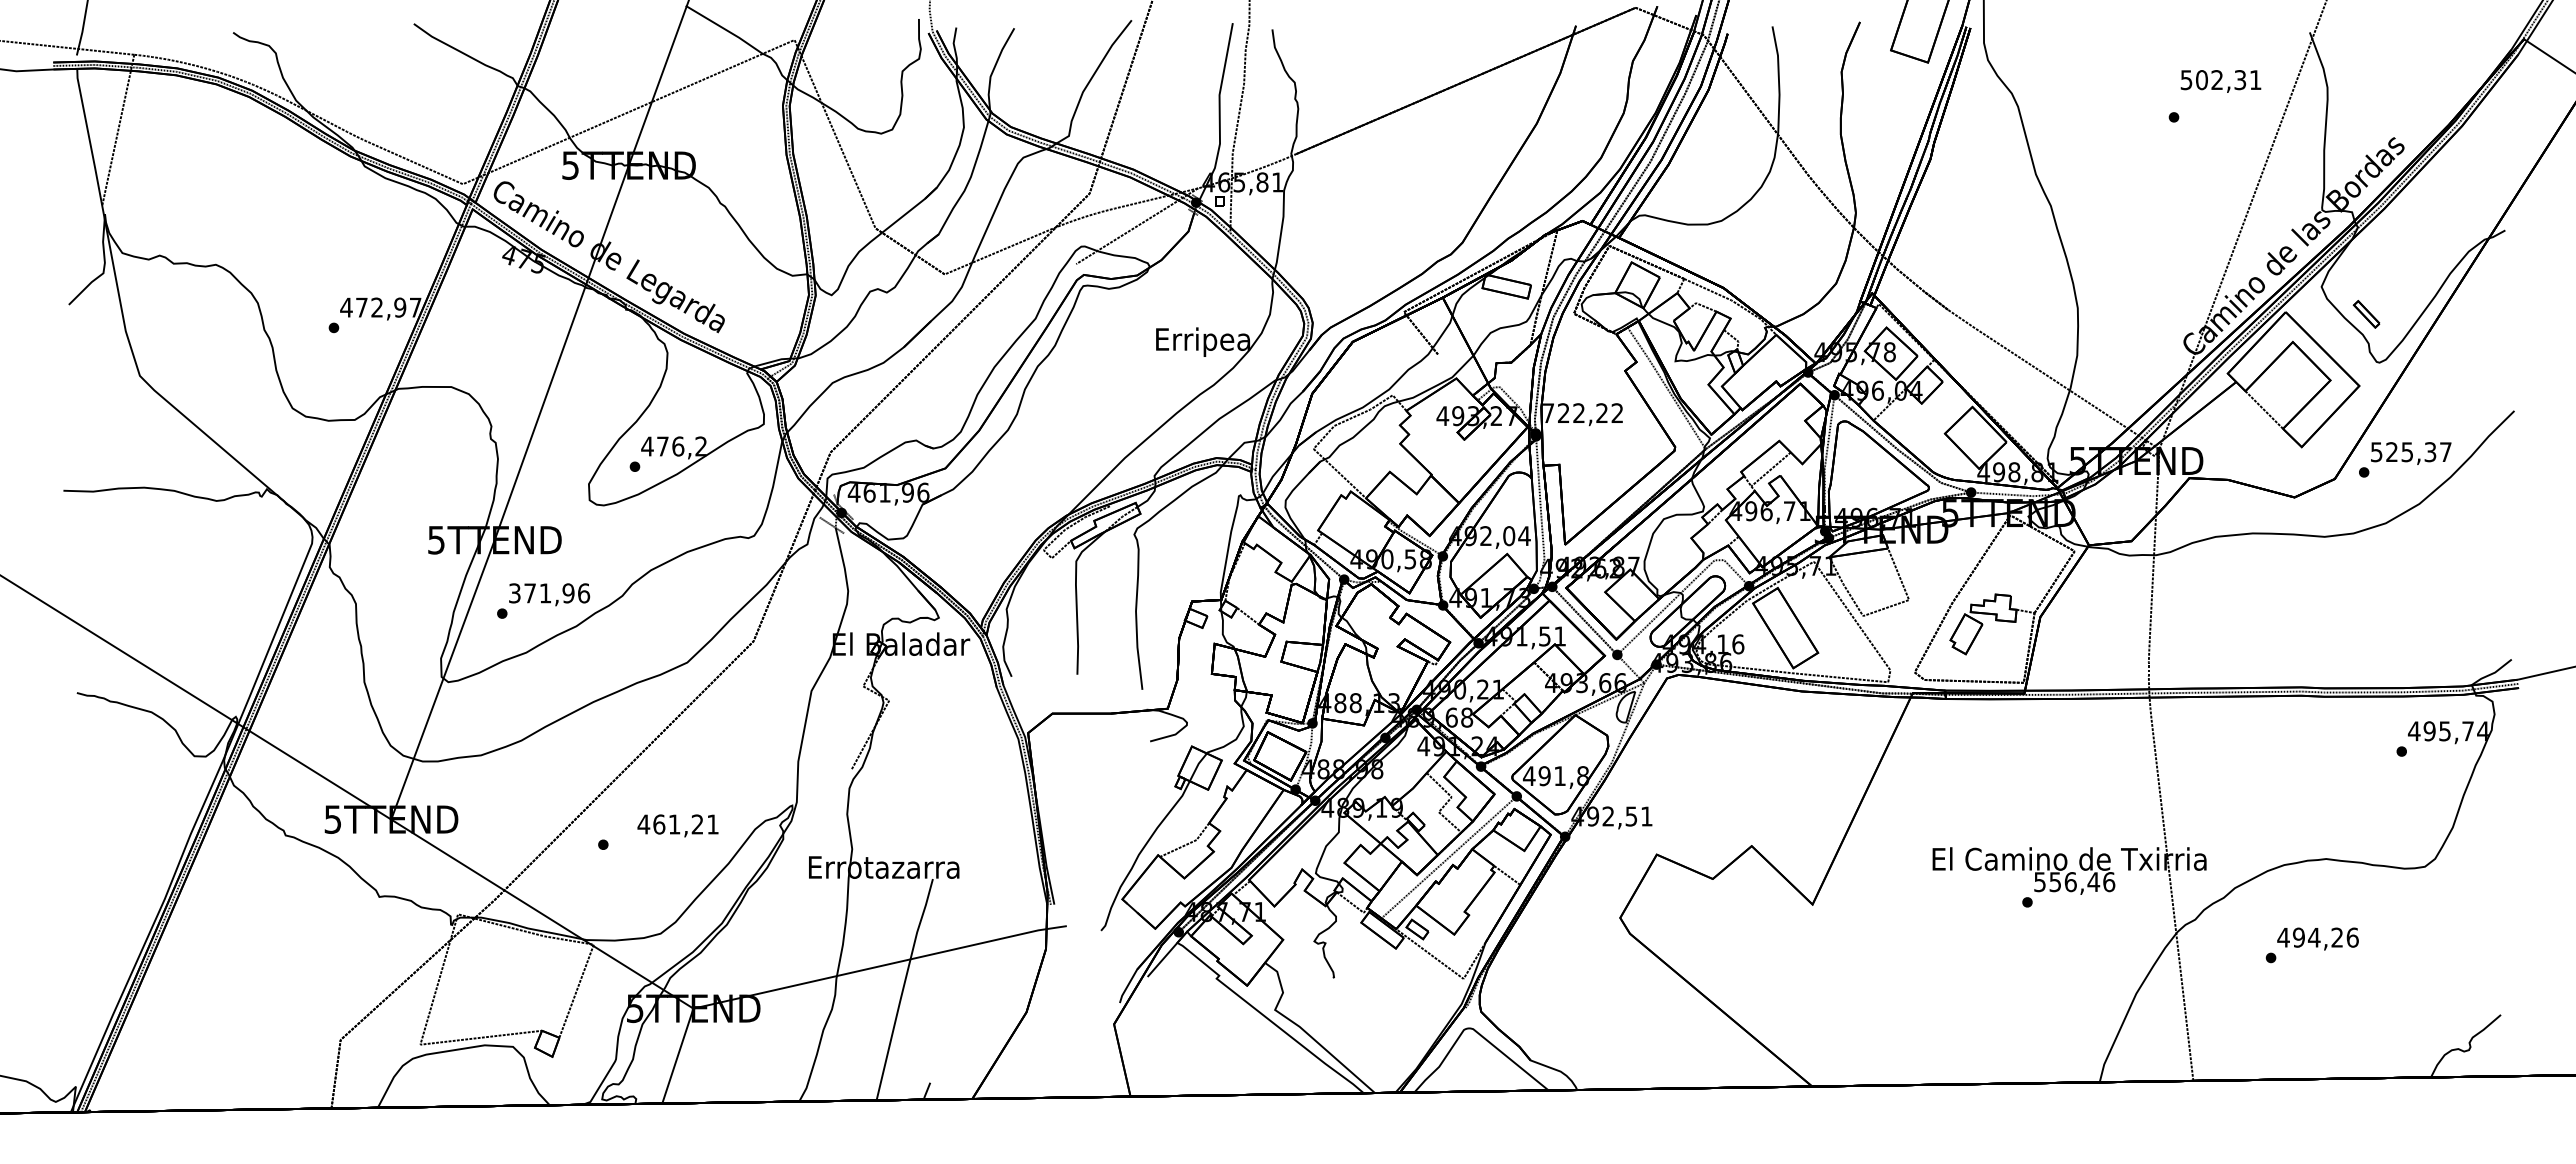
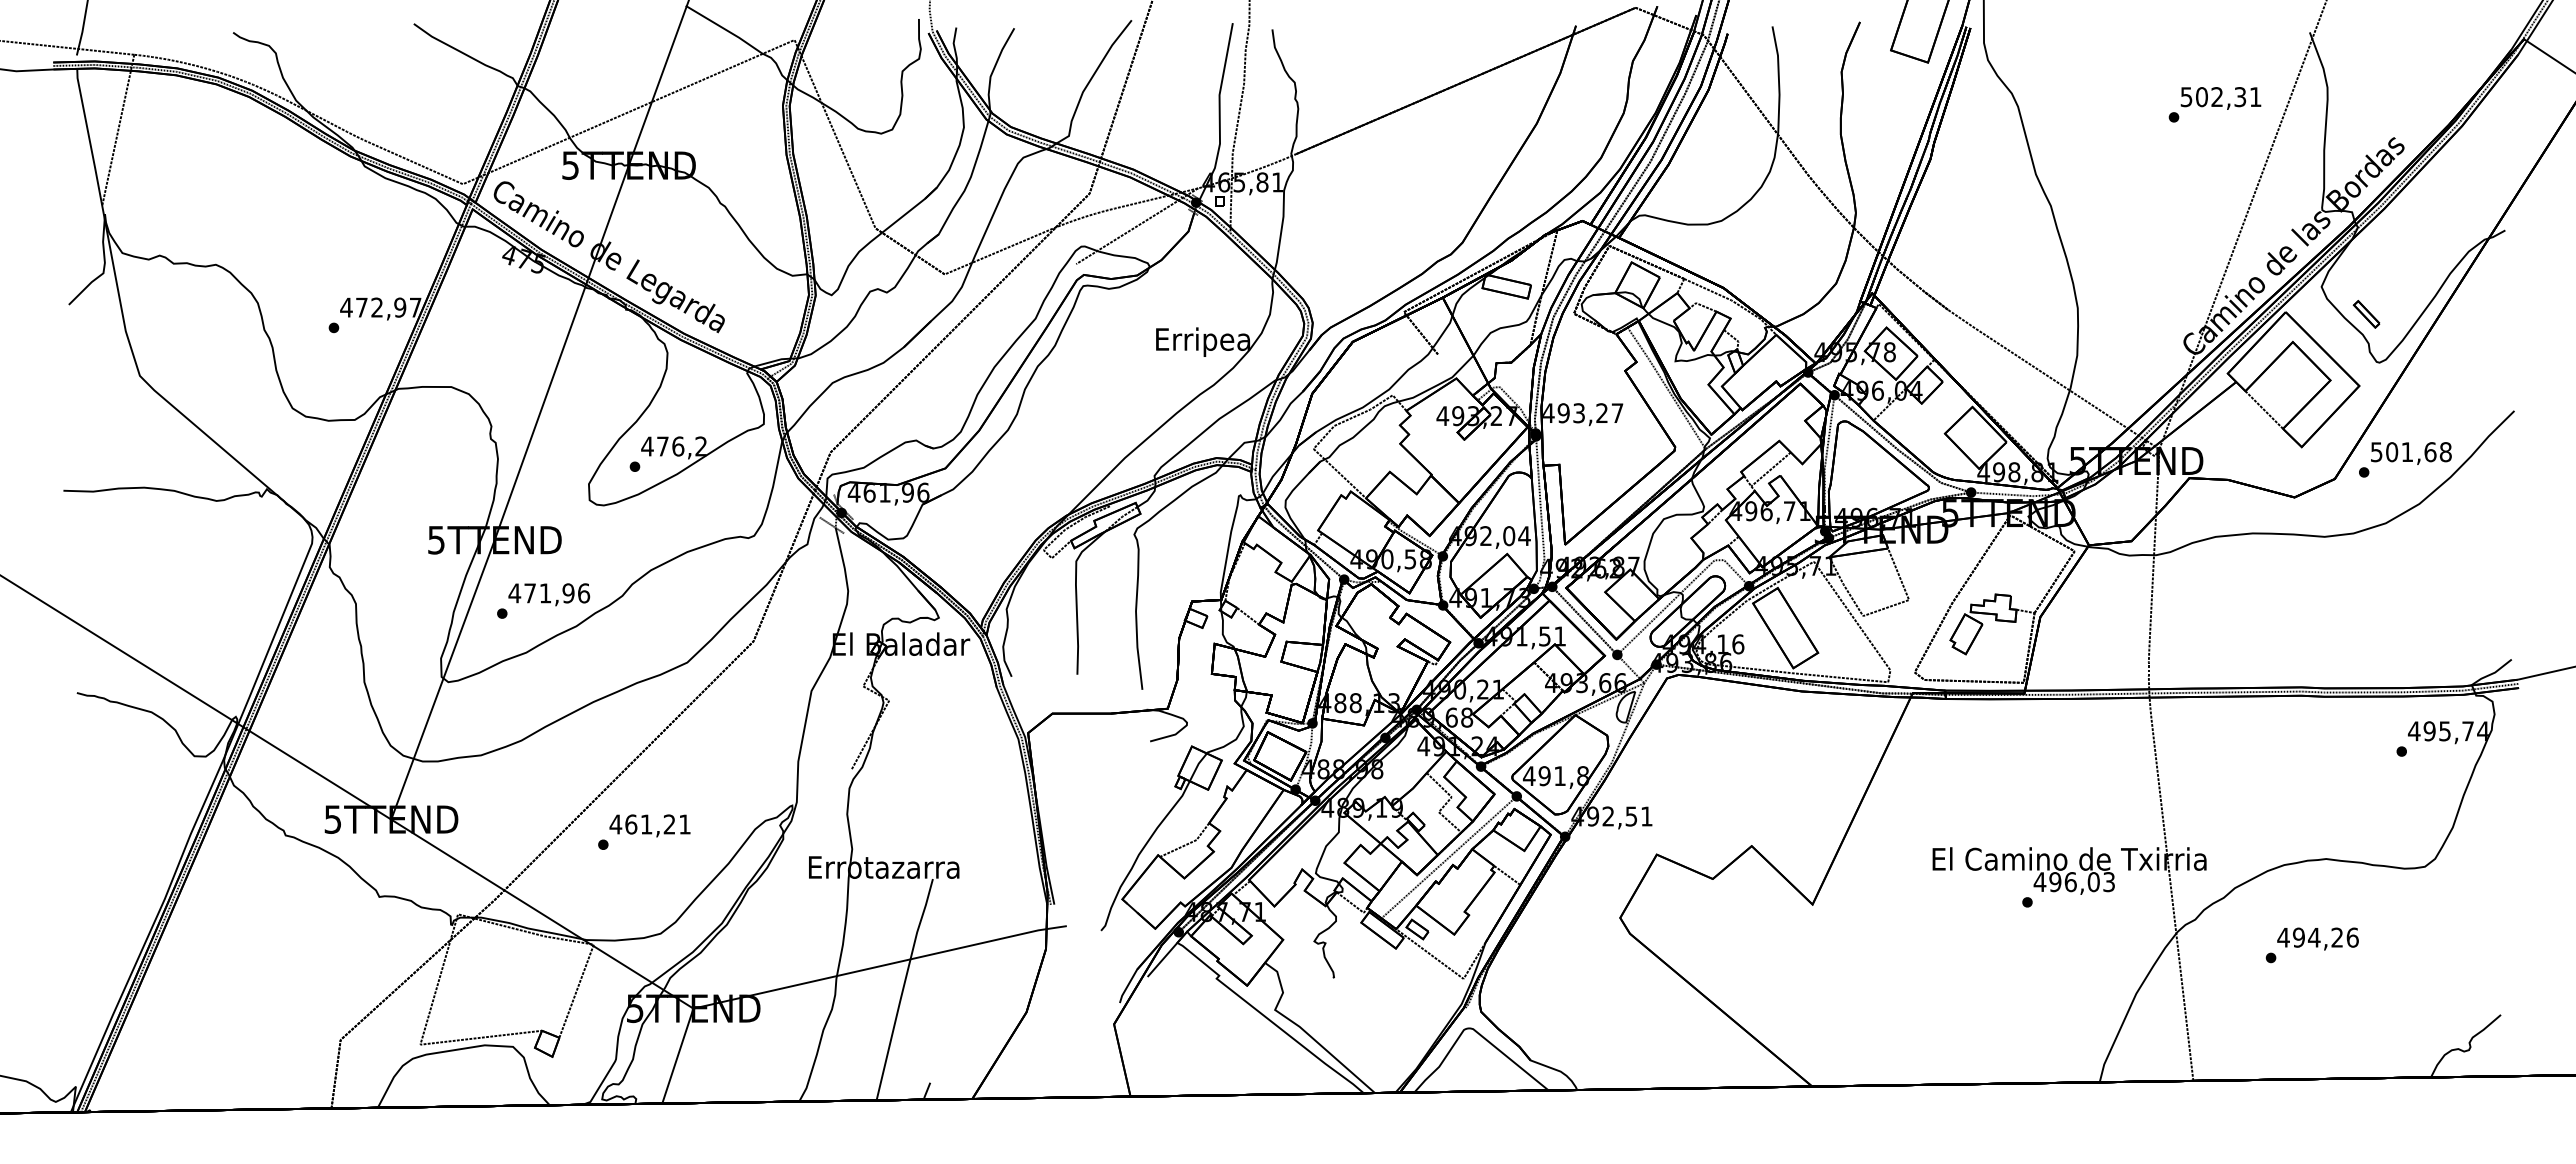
text position: (2220, 81) -> (2220, 98) (2220, 98)
text: 722,22 -> 493,27 (1583, 413)
text: 525,37 -> 501,68 (2418, 452)
text: 371,96 -> 471,96 (514, 593)
text position: (677, 825) -> (649, 825) (649, 825)
text: 556,46 -> 496,03 (2074, 882)
